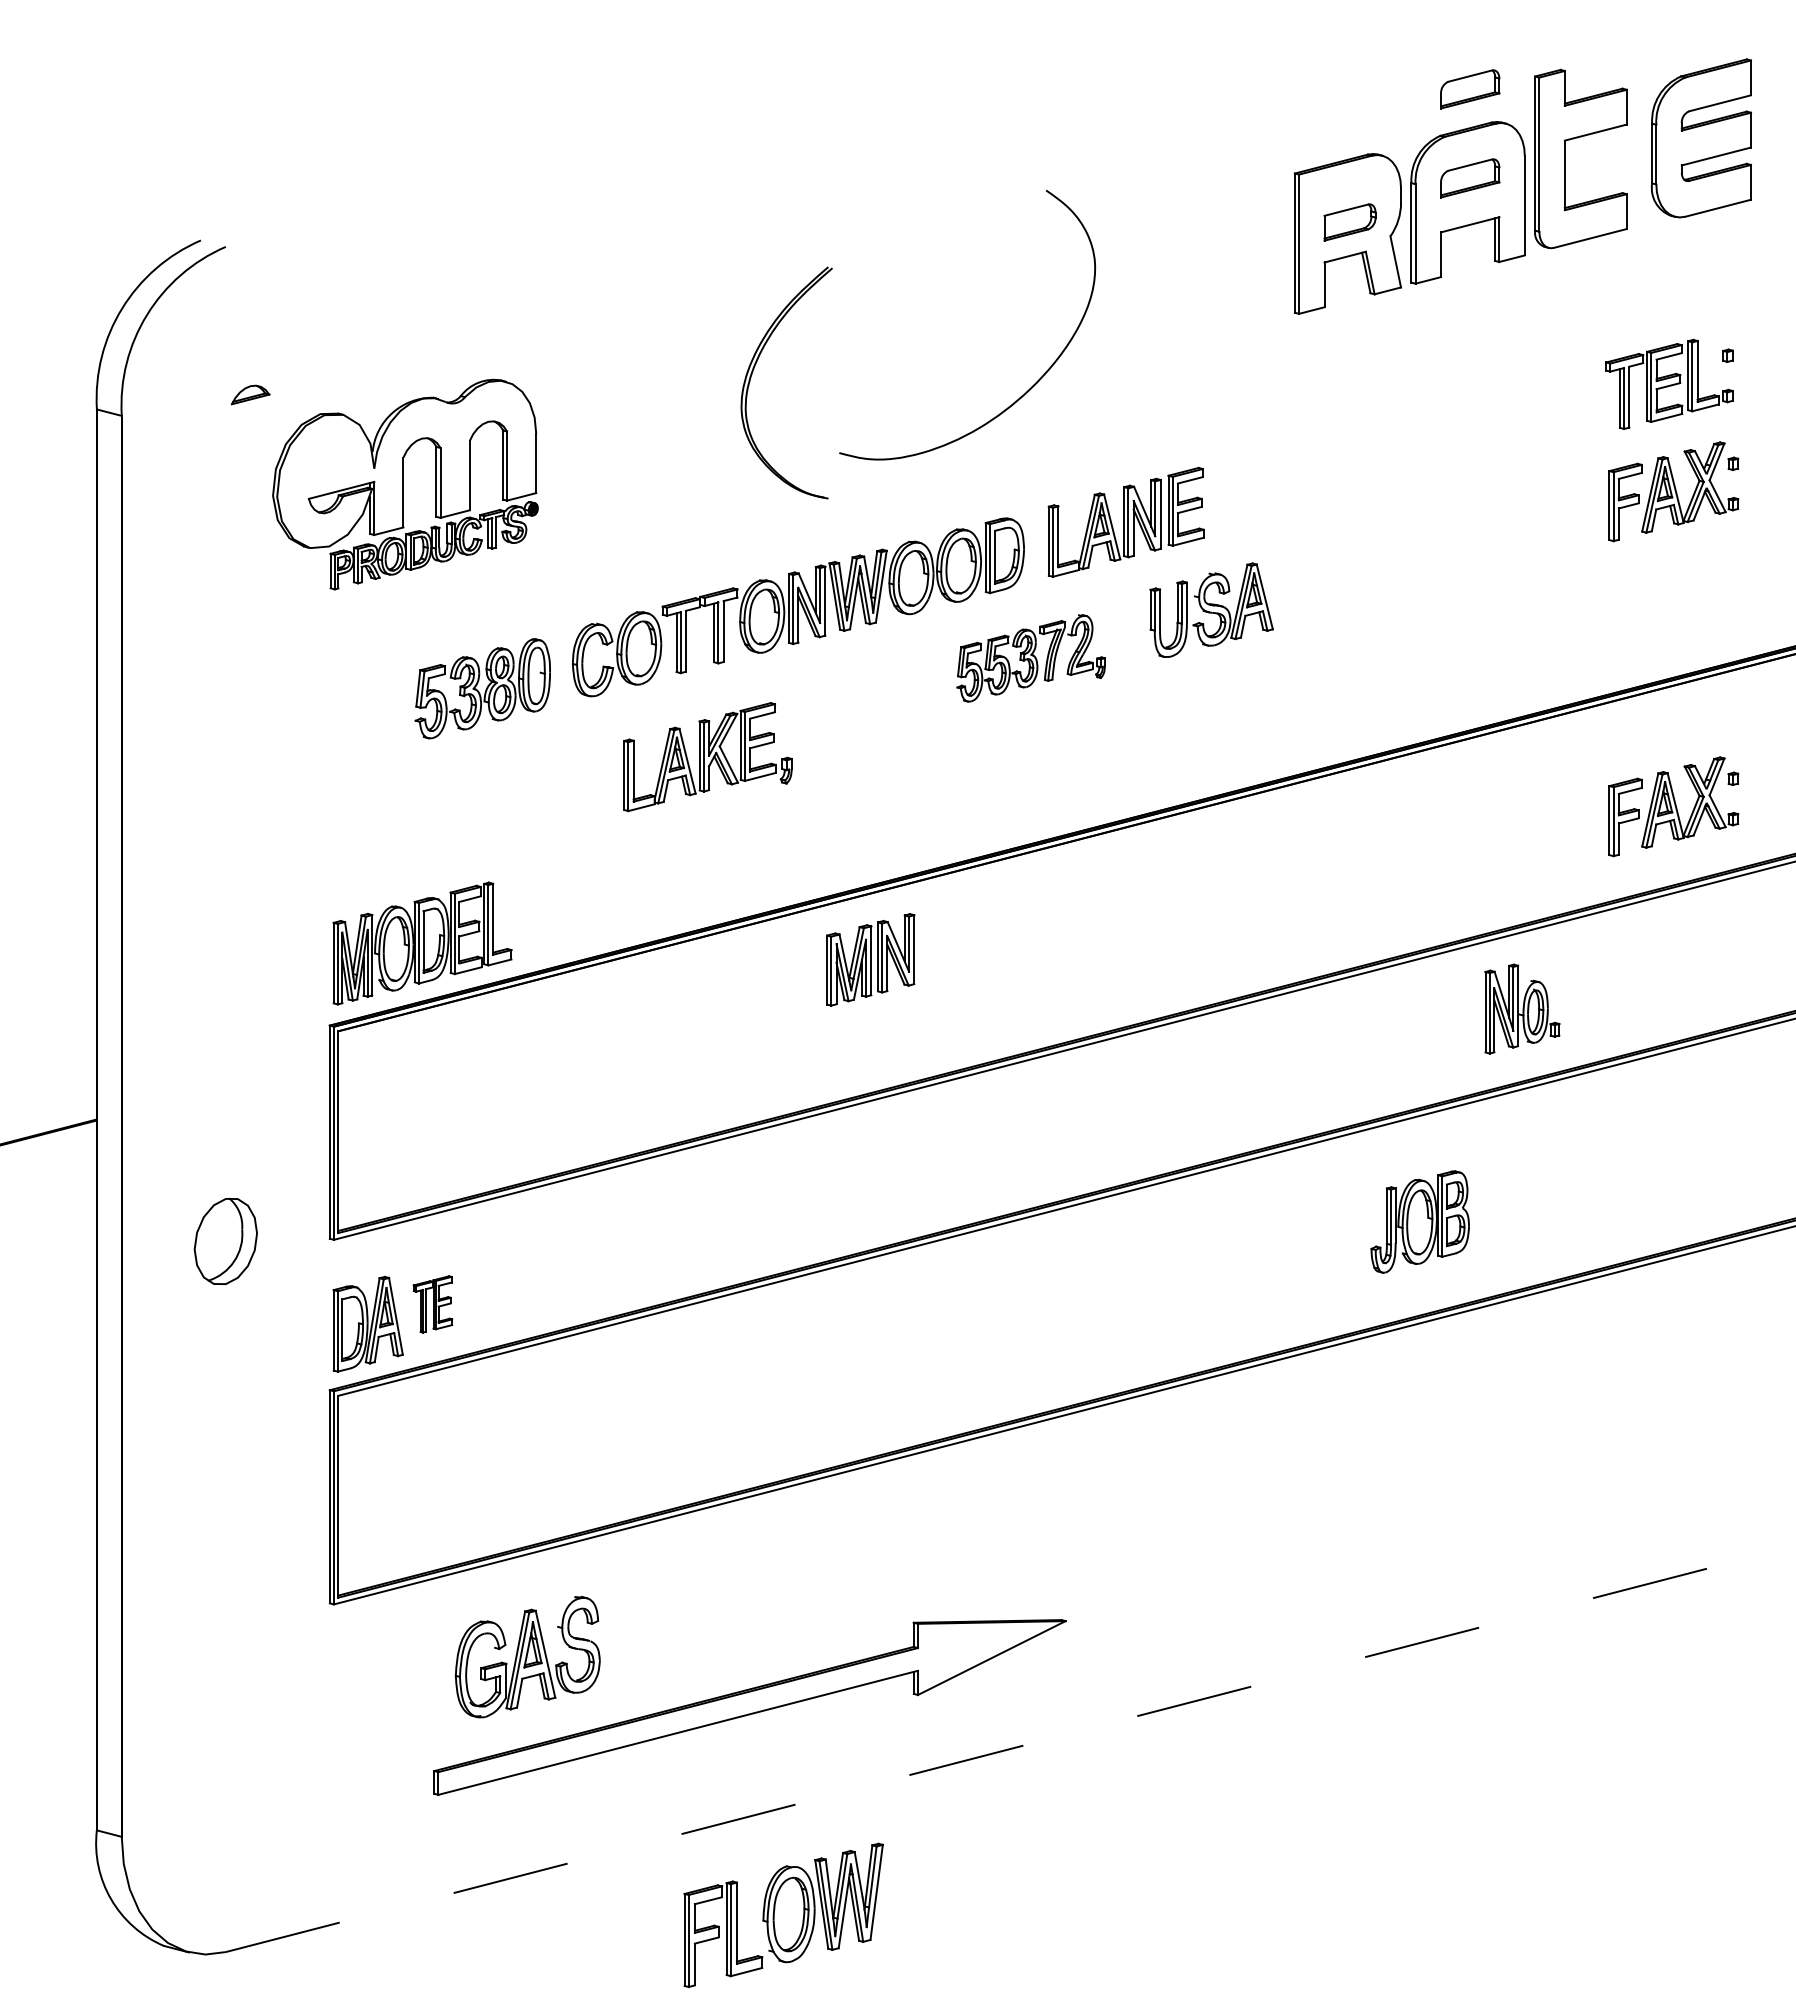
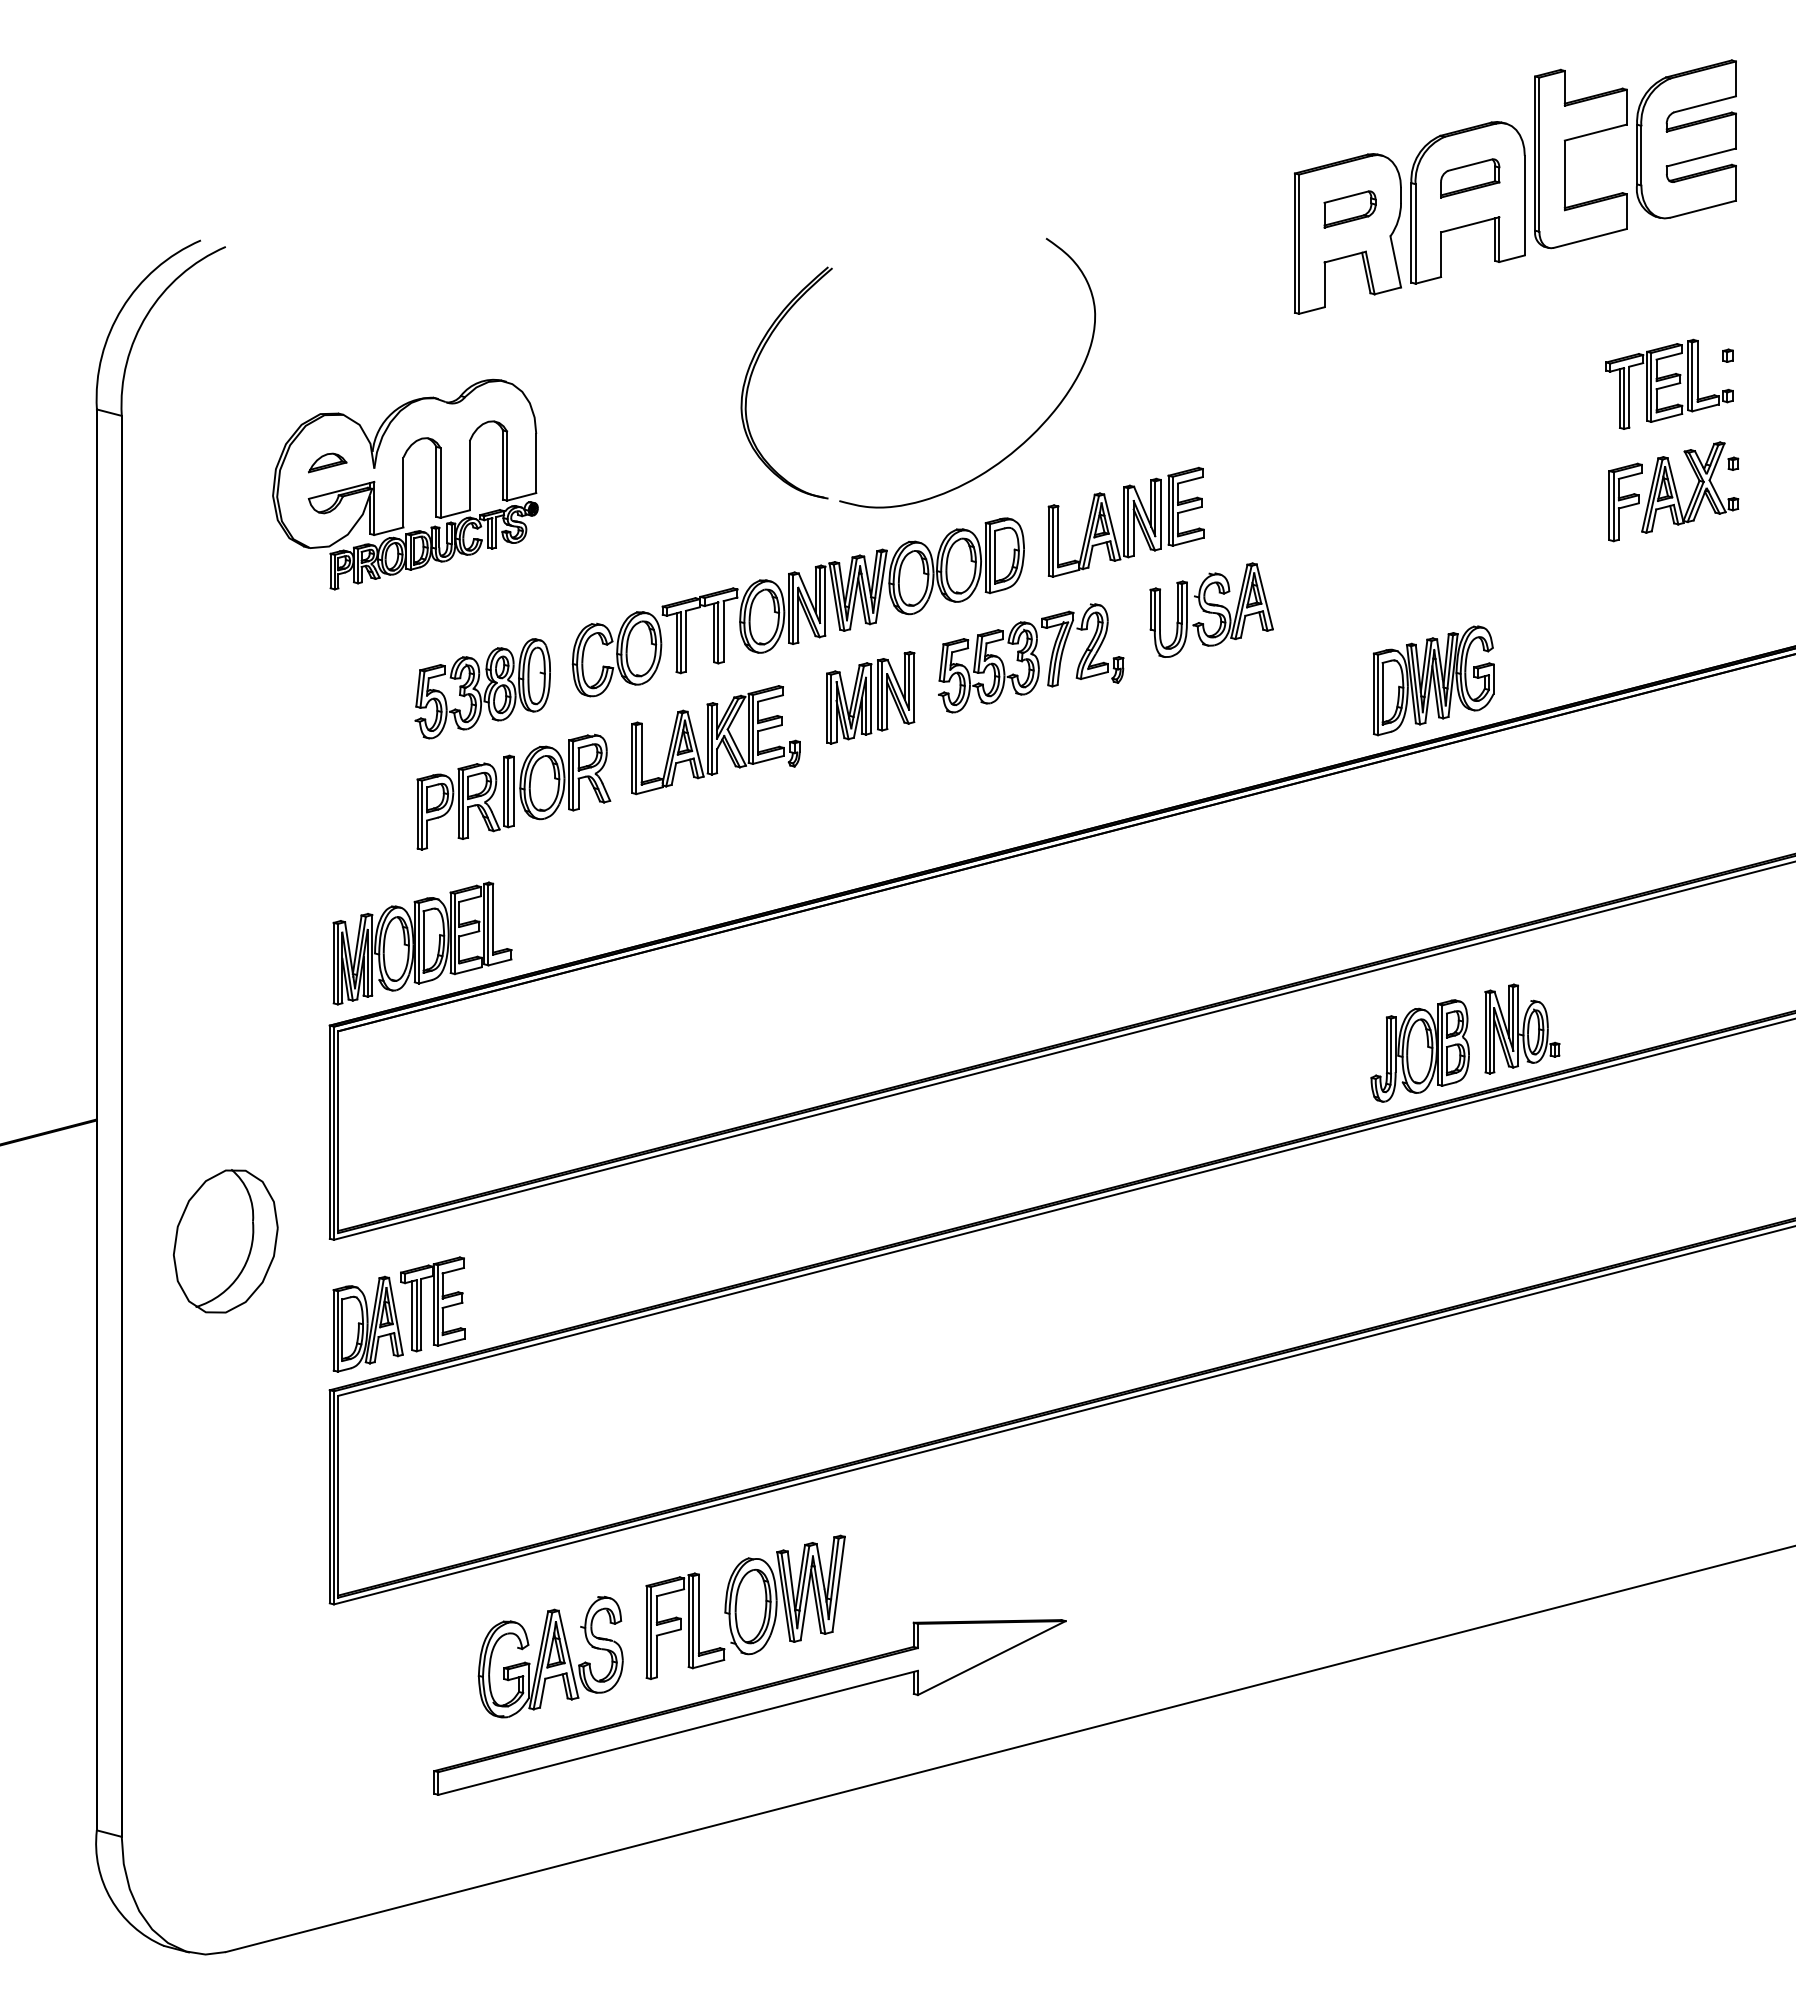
part: present -> none (1470, 89)
part position: (1700, 138) -> (1685, 139) (1685, 139)
part position: (1349, 222) -> (1349, 209) (1349, 209)
curve position: (1030, 387) -> (1030, 435) (1030, 435)
part position: (250, 394) -> (327, 462) (327, 462)
part size: 150x89 px -> 187x111 px (1031, 658)
part: none -> present (1433, 680)
part position: (707, 757) -> (715, 740) (715, 740)
part: none -> present (513, 791)
part: present -> none (1673, 806)
part position: (870, 959) -> (870, 697) (870, 697)
part position: (1522, 1008) -> (1522, 1028) (1522, 1028)
part position: (1419, 1221) -> (1419, 1050) (1419, 1050)
part size: 65x88 px -> 106x145 px (225, 1241)
part size: 42x59 px -> 66x97 px (432, 1304)
part position: (527, 1656) -> (550, 1656) (550, 1656)
line: dashed -> solid (1010, 1748)
part position: (783, 1914) -> (745, 1606) (745, 1606)
